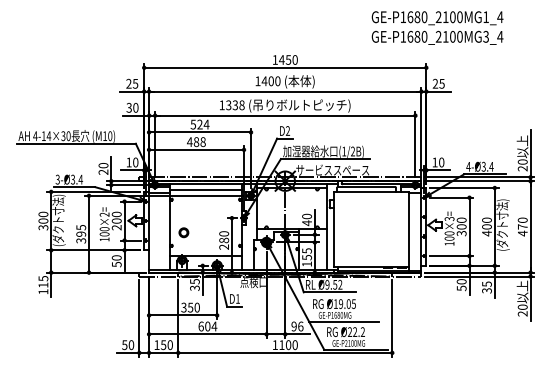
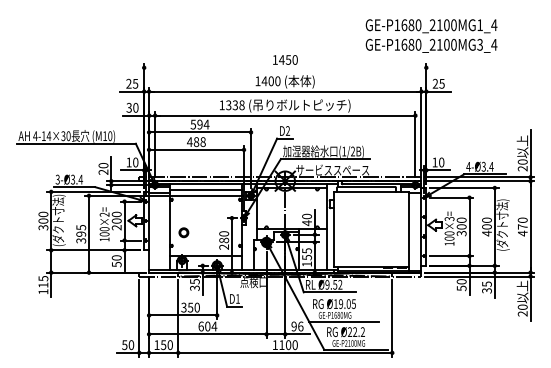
text position: (437, 27) -> (431, 35) (431, 35)
line: present -> none (285, 67)
text: 524 -> 594 (199, 124)
